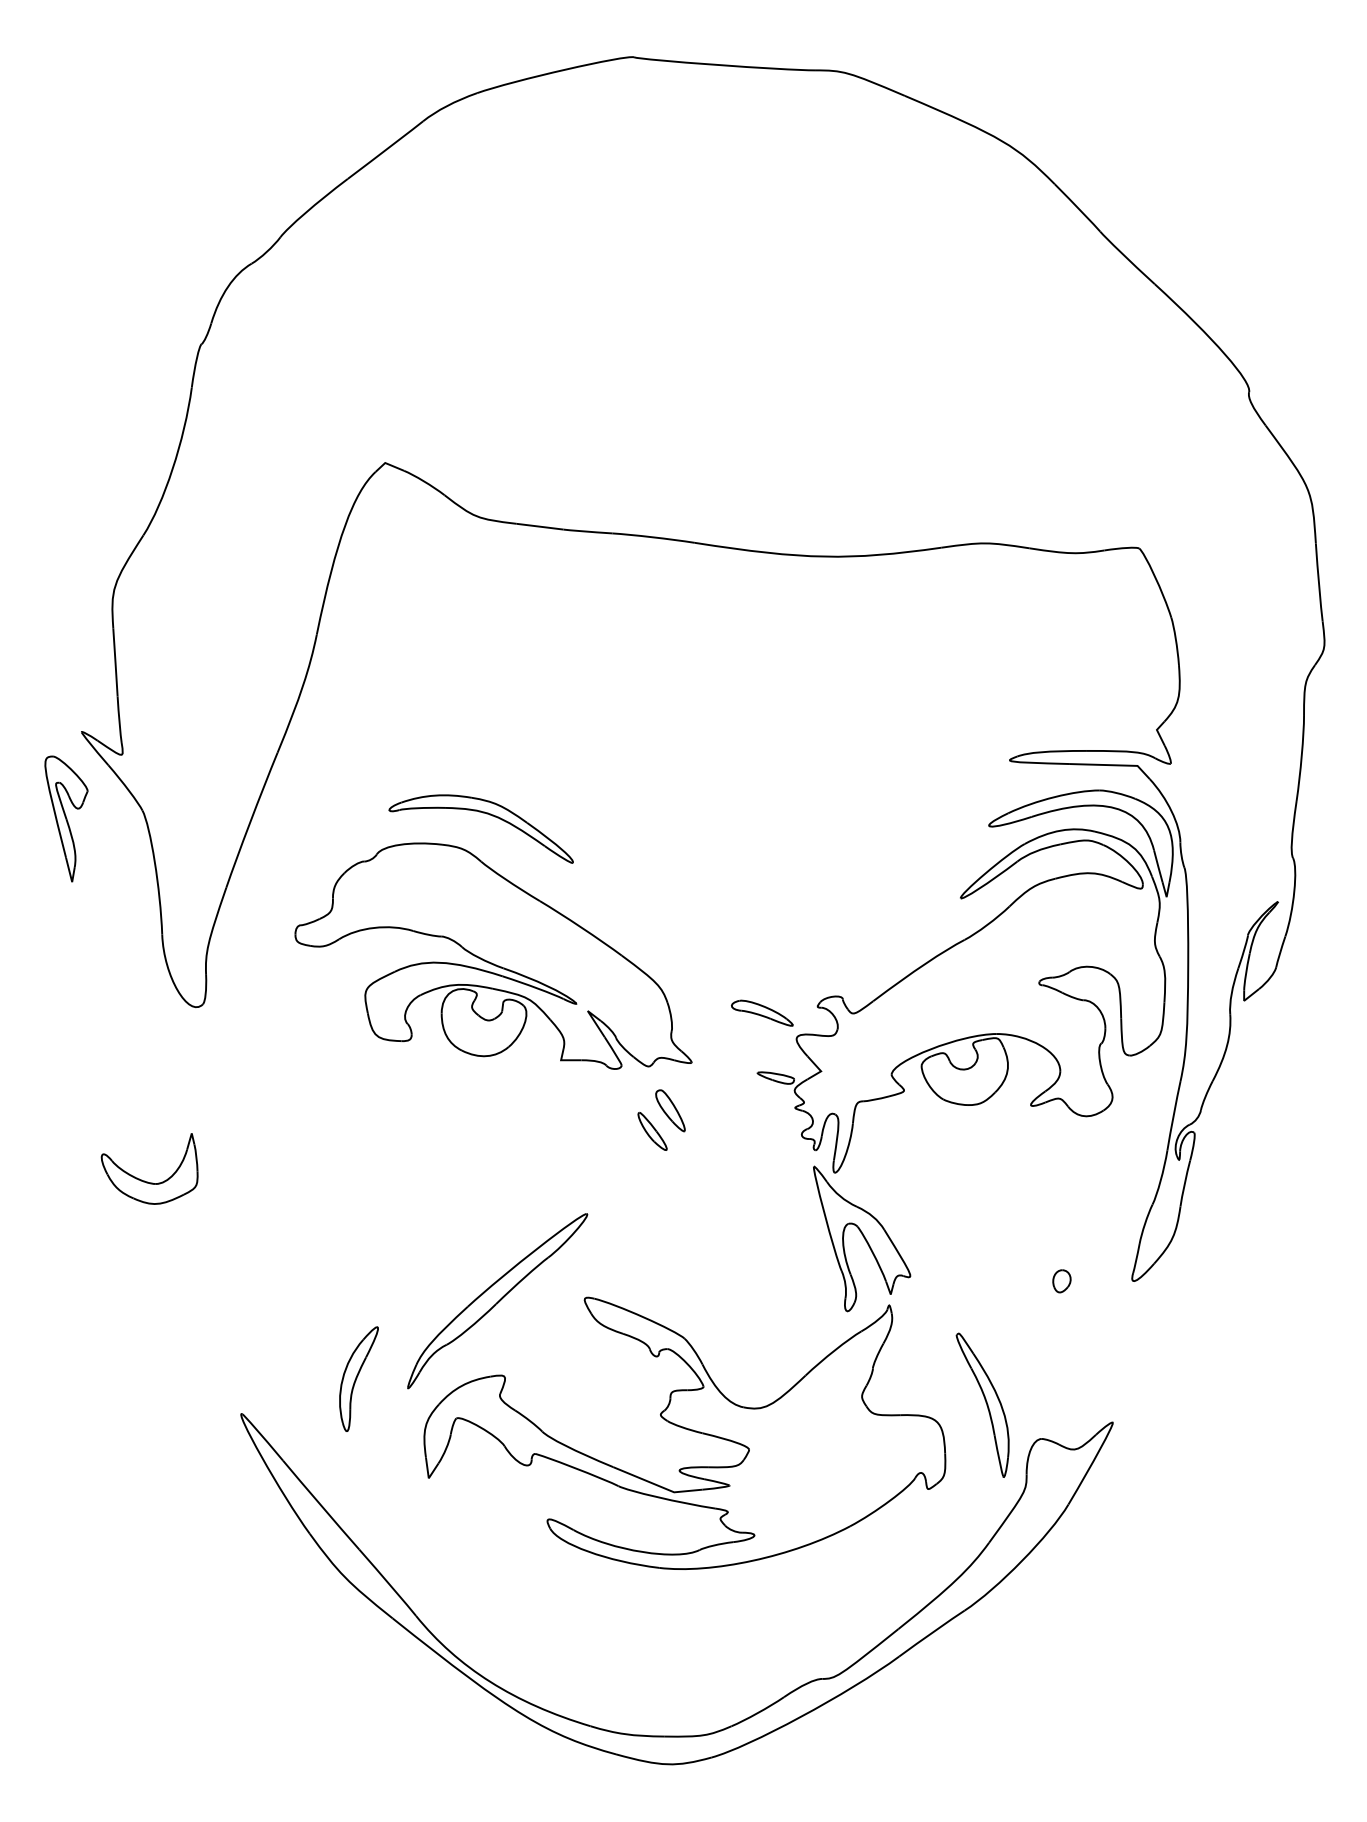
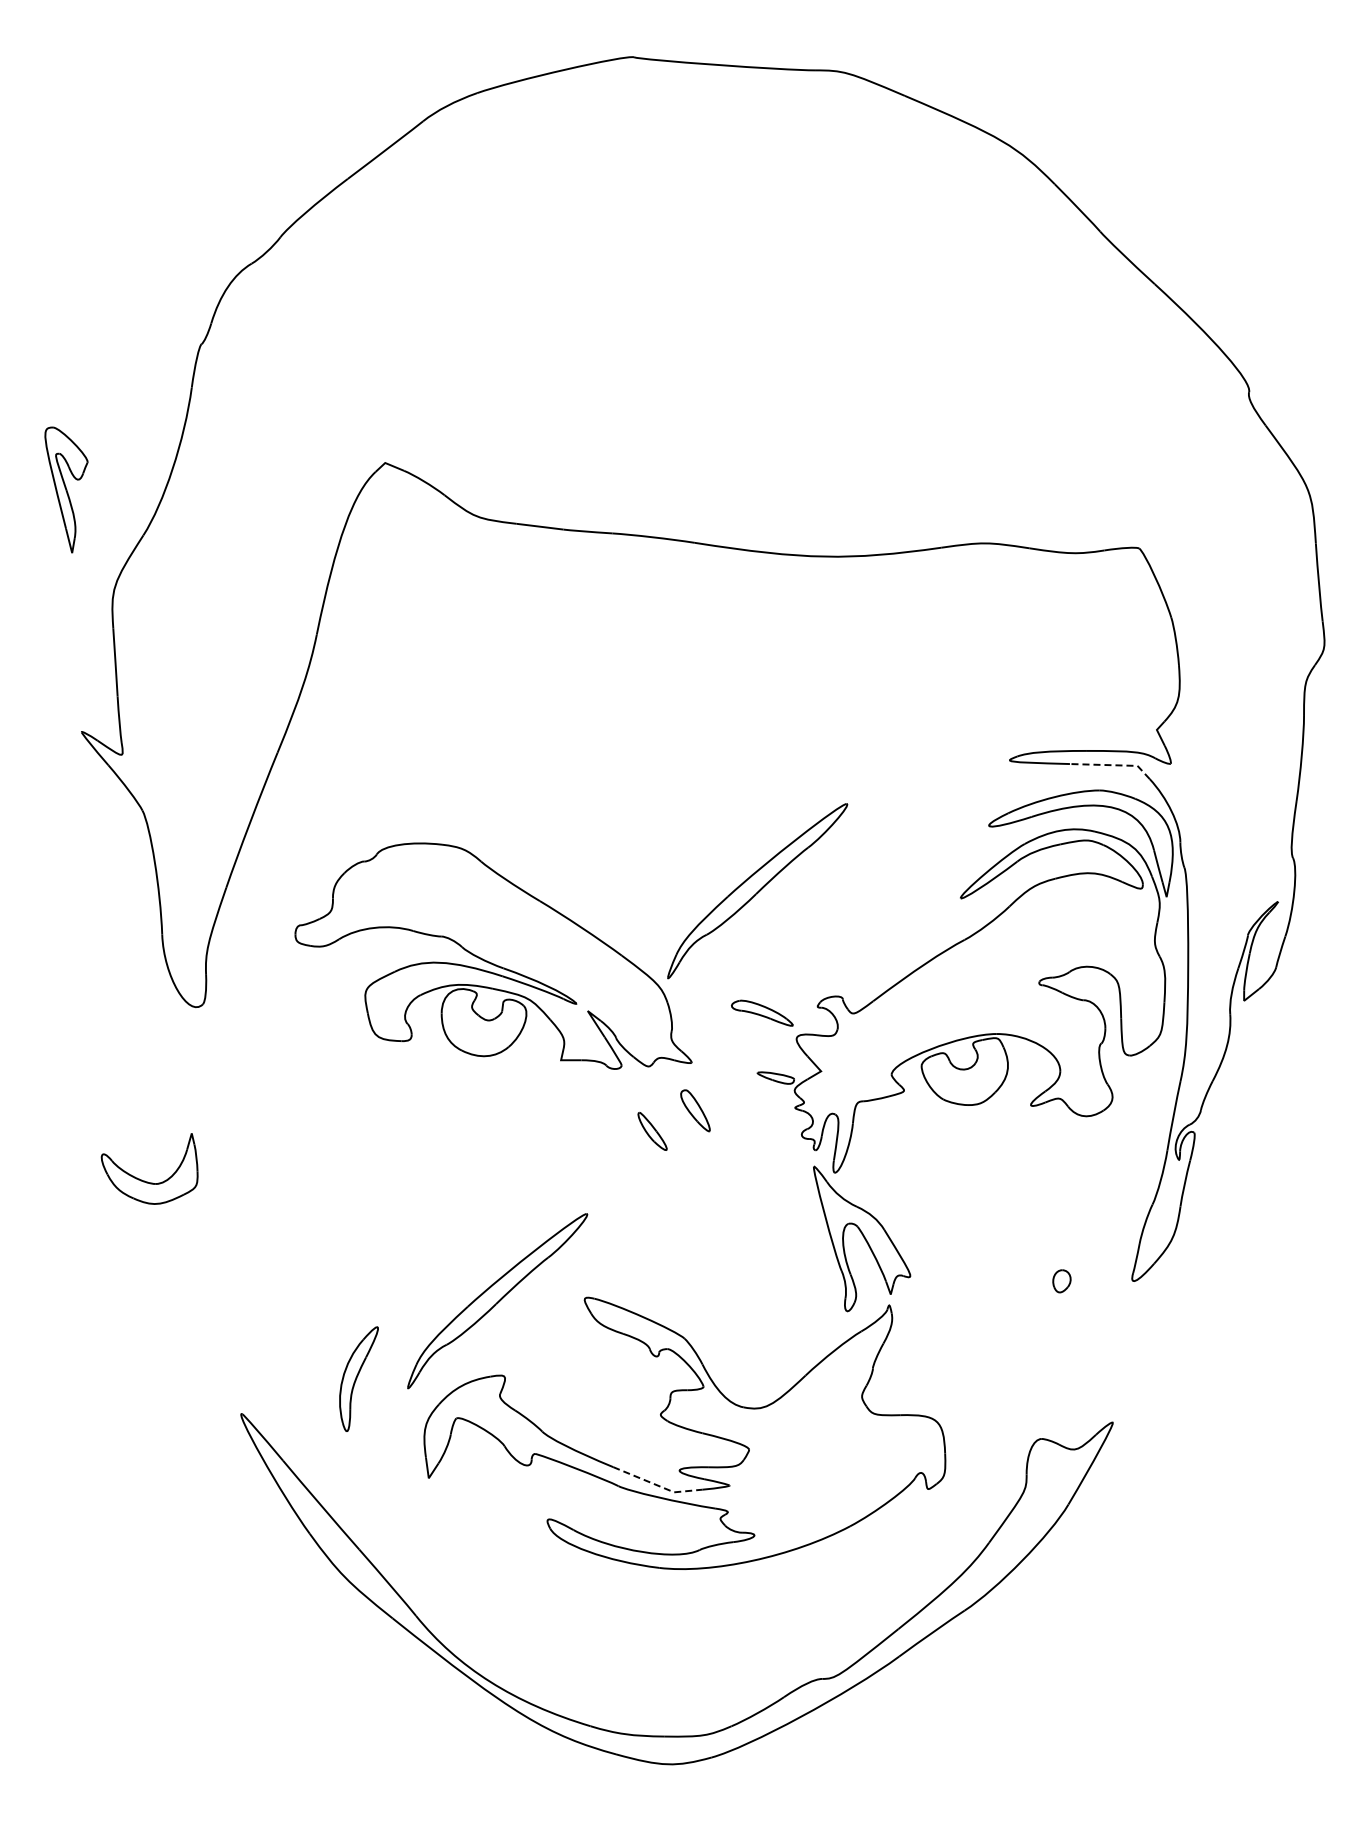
line: solid -> dashed (1112, 765)
part: present -> none (482, 813)
part position: (66, 818) -> (66, 489) (66, 489)
part: none -> present (757, 891)
part position: (670, 1110) -> (695, 1110) (695, 1110)
part: present -> none (982, 1404)
line: solid -> dashed (657, 1485)
